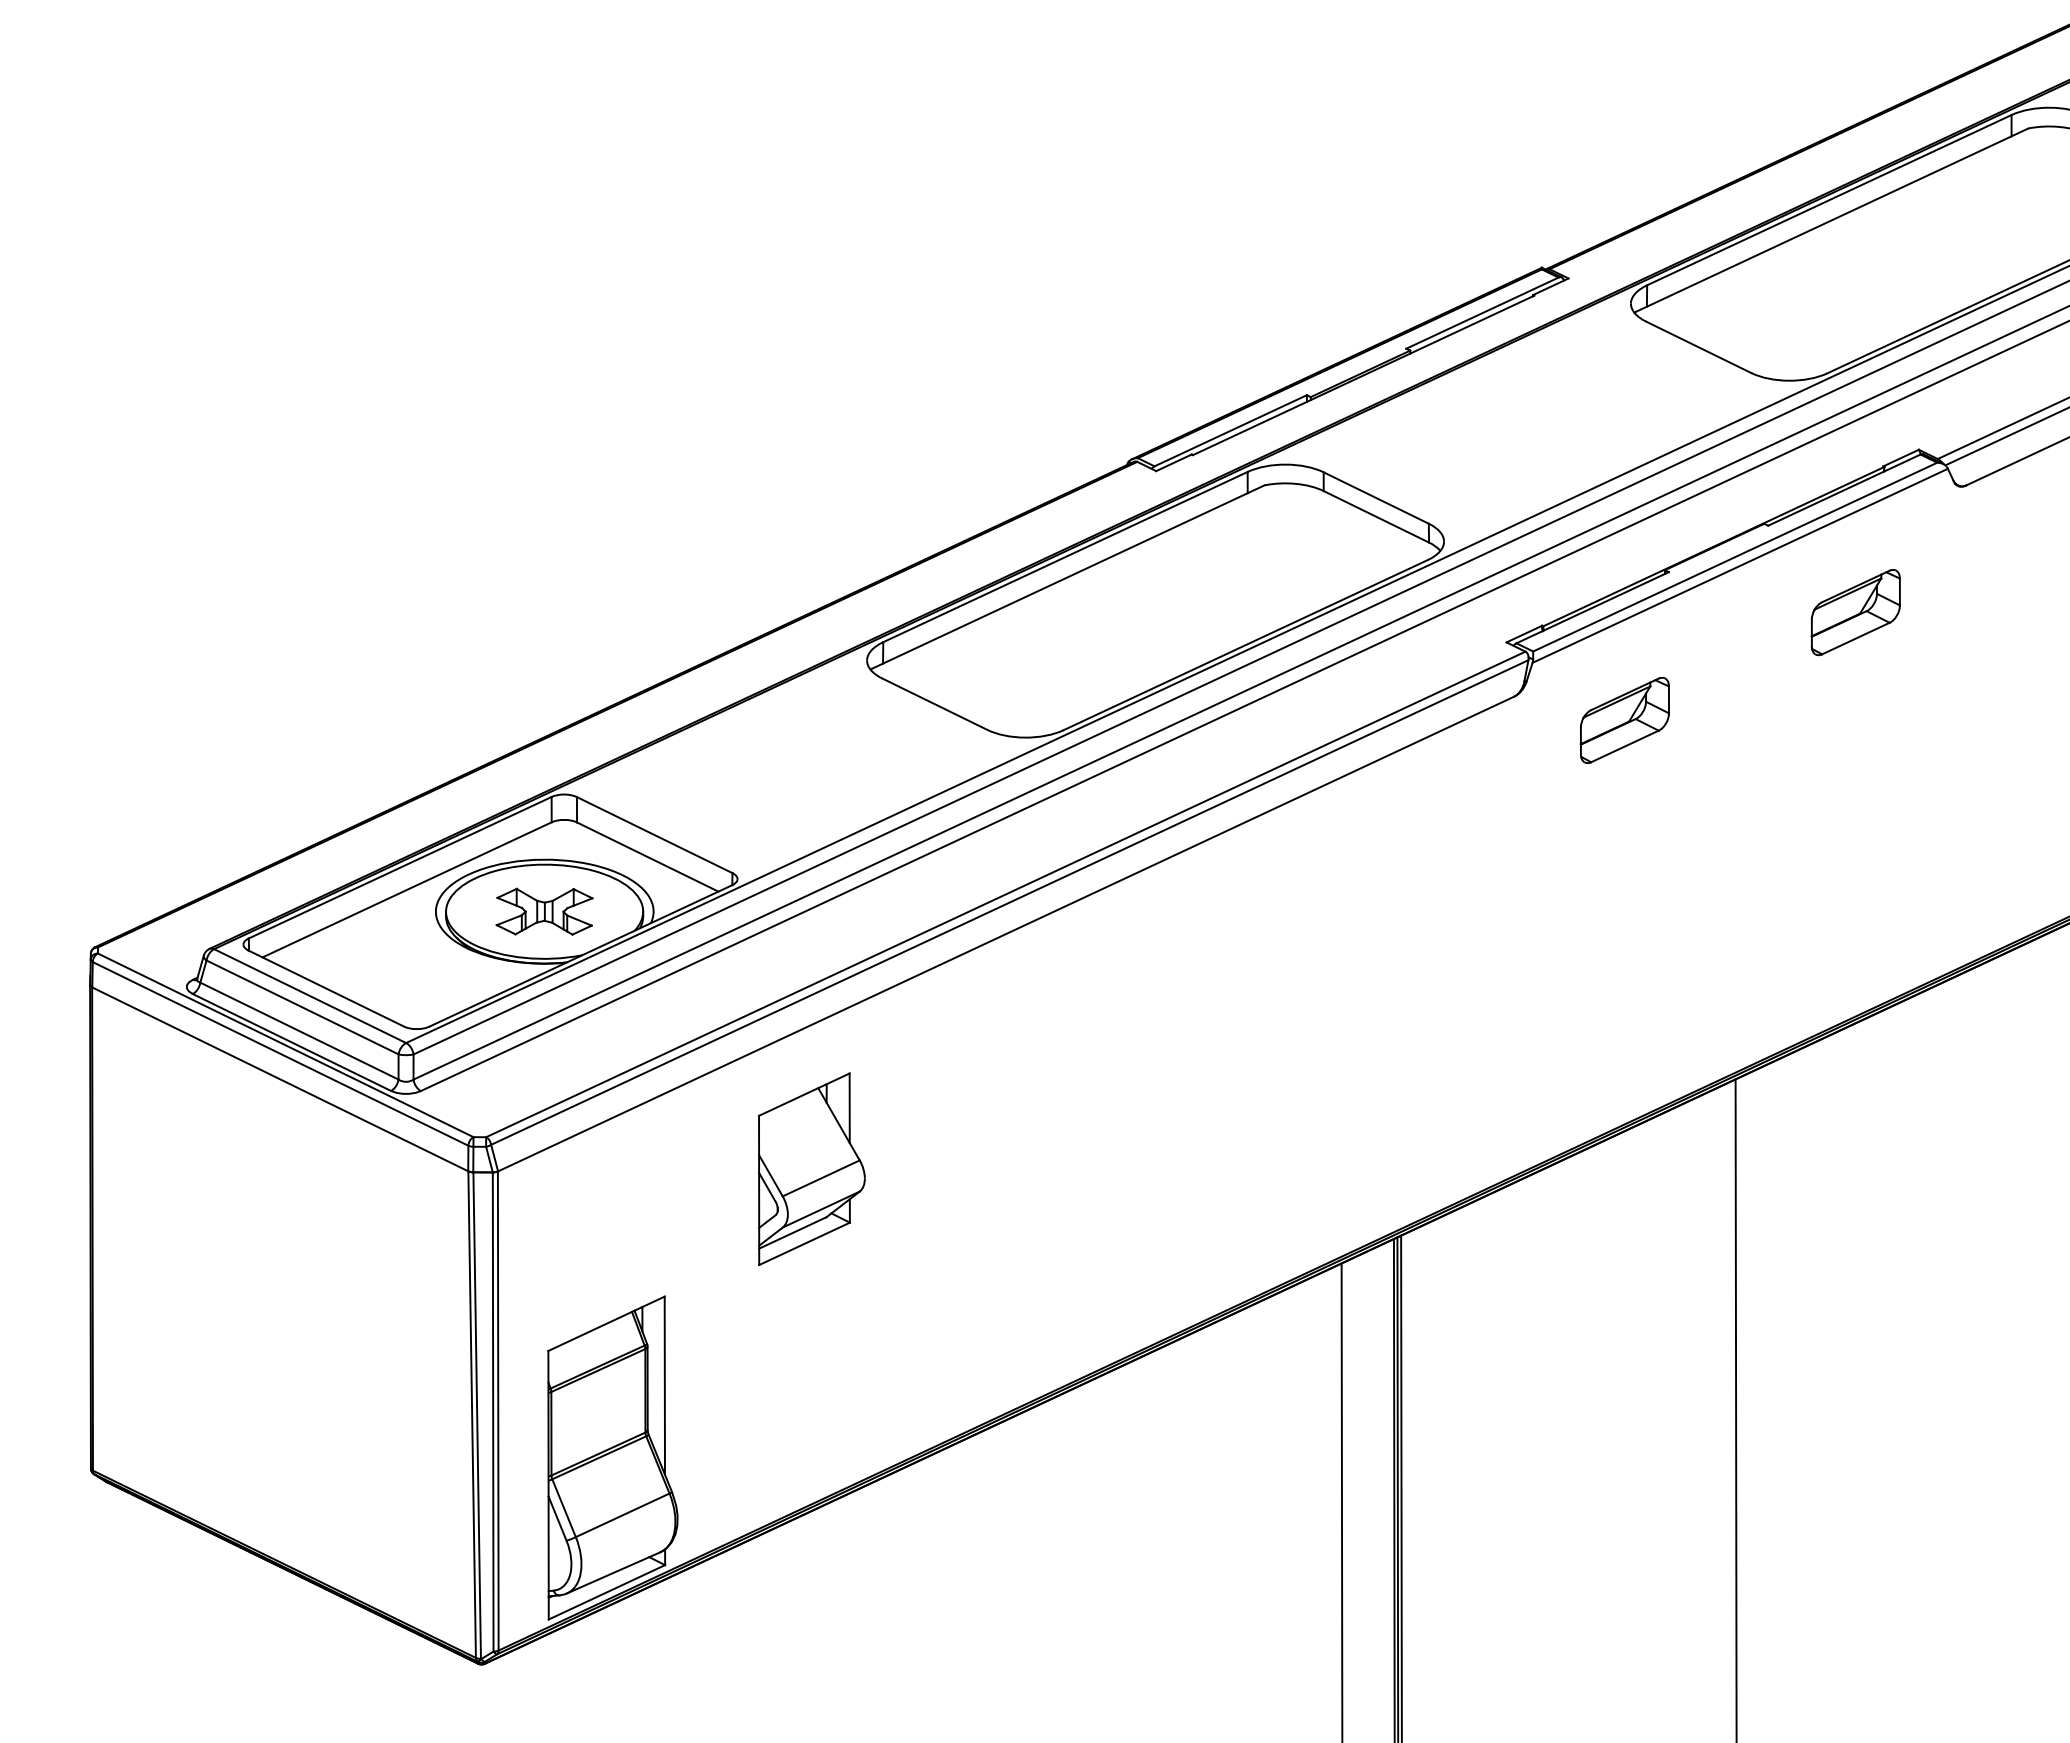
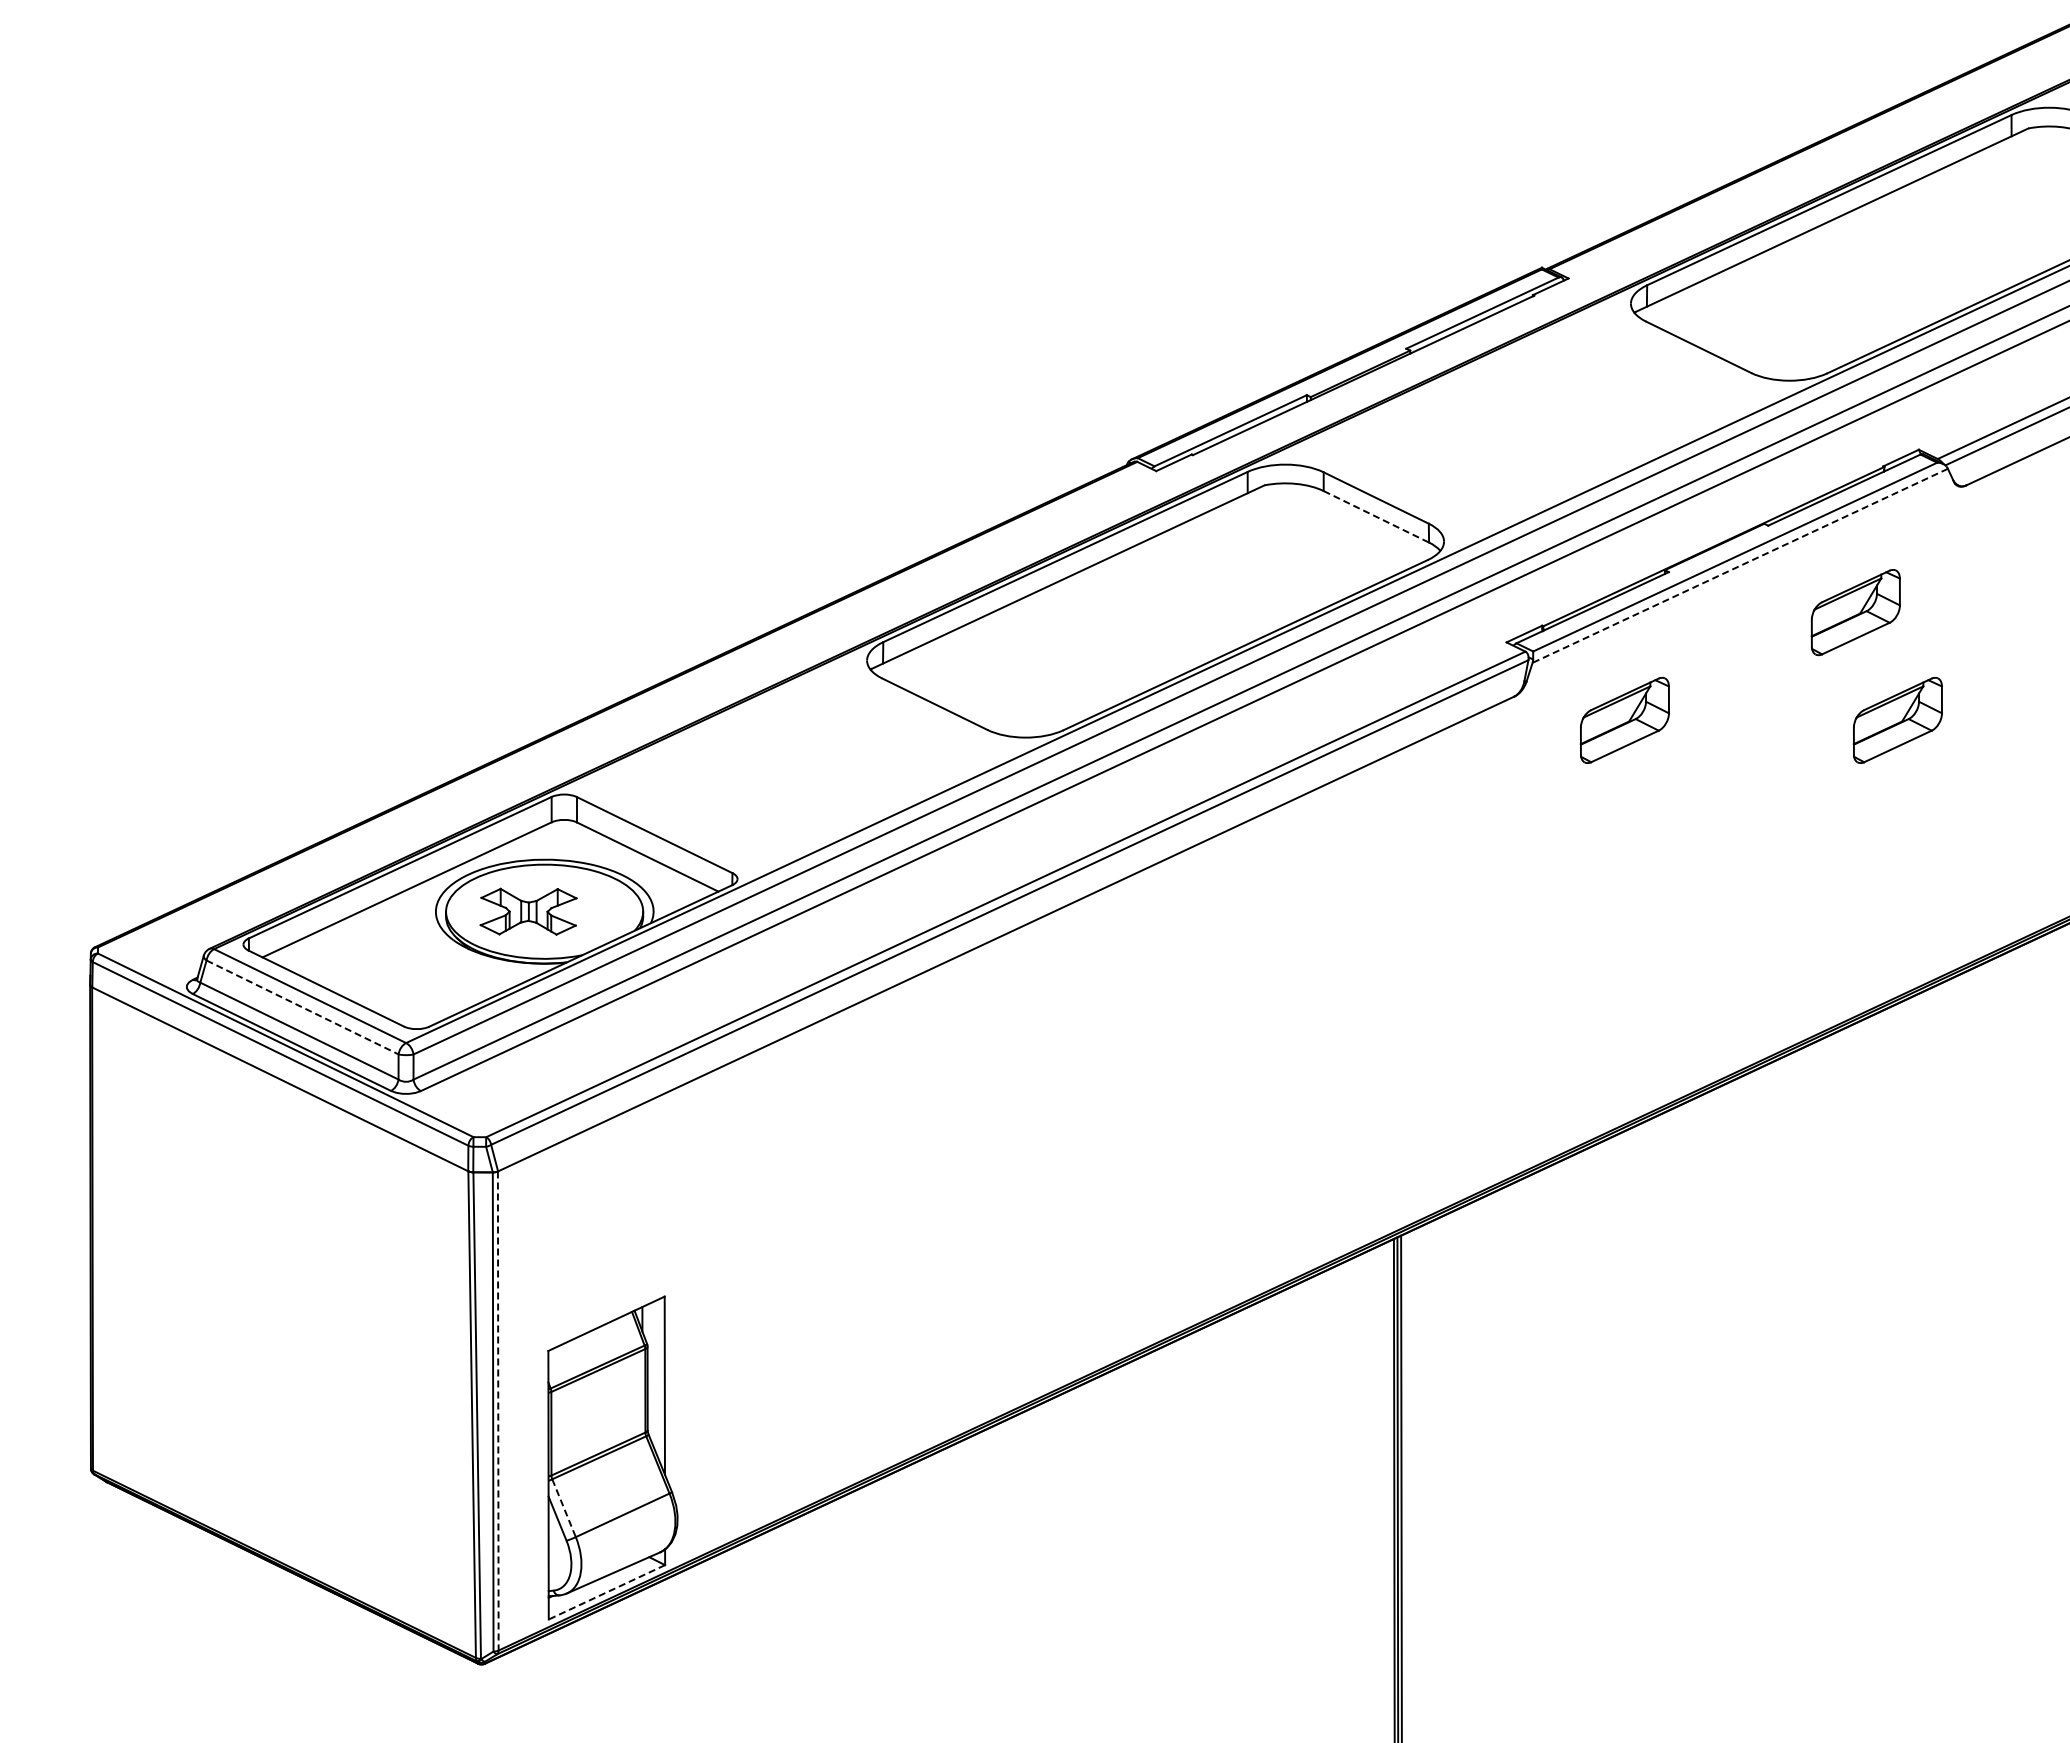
line: solid -> dashed (1376, 516)
line: solid -> dashed (1739, 566)
part: none -> present (1897, 720)
part position: (544, 911) -> (528, 911) (528, 911)
line: solid -> dashed (302, 1007)
part: present -> none (811, 1168)
line: present -> none (1735, 1409)
line: solid -> dashed (498, 1411)
line: present -> none (1341, 1501)
line: solid -> dashed (564, 1508)
line: solid -> dashed (606, 1592)
